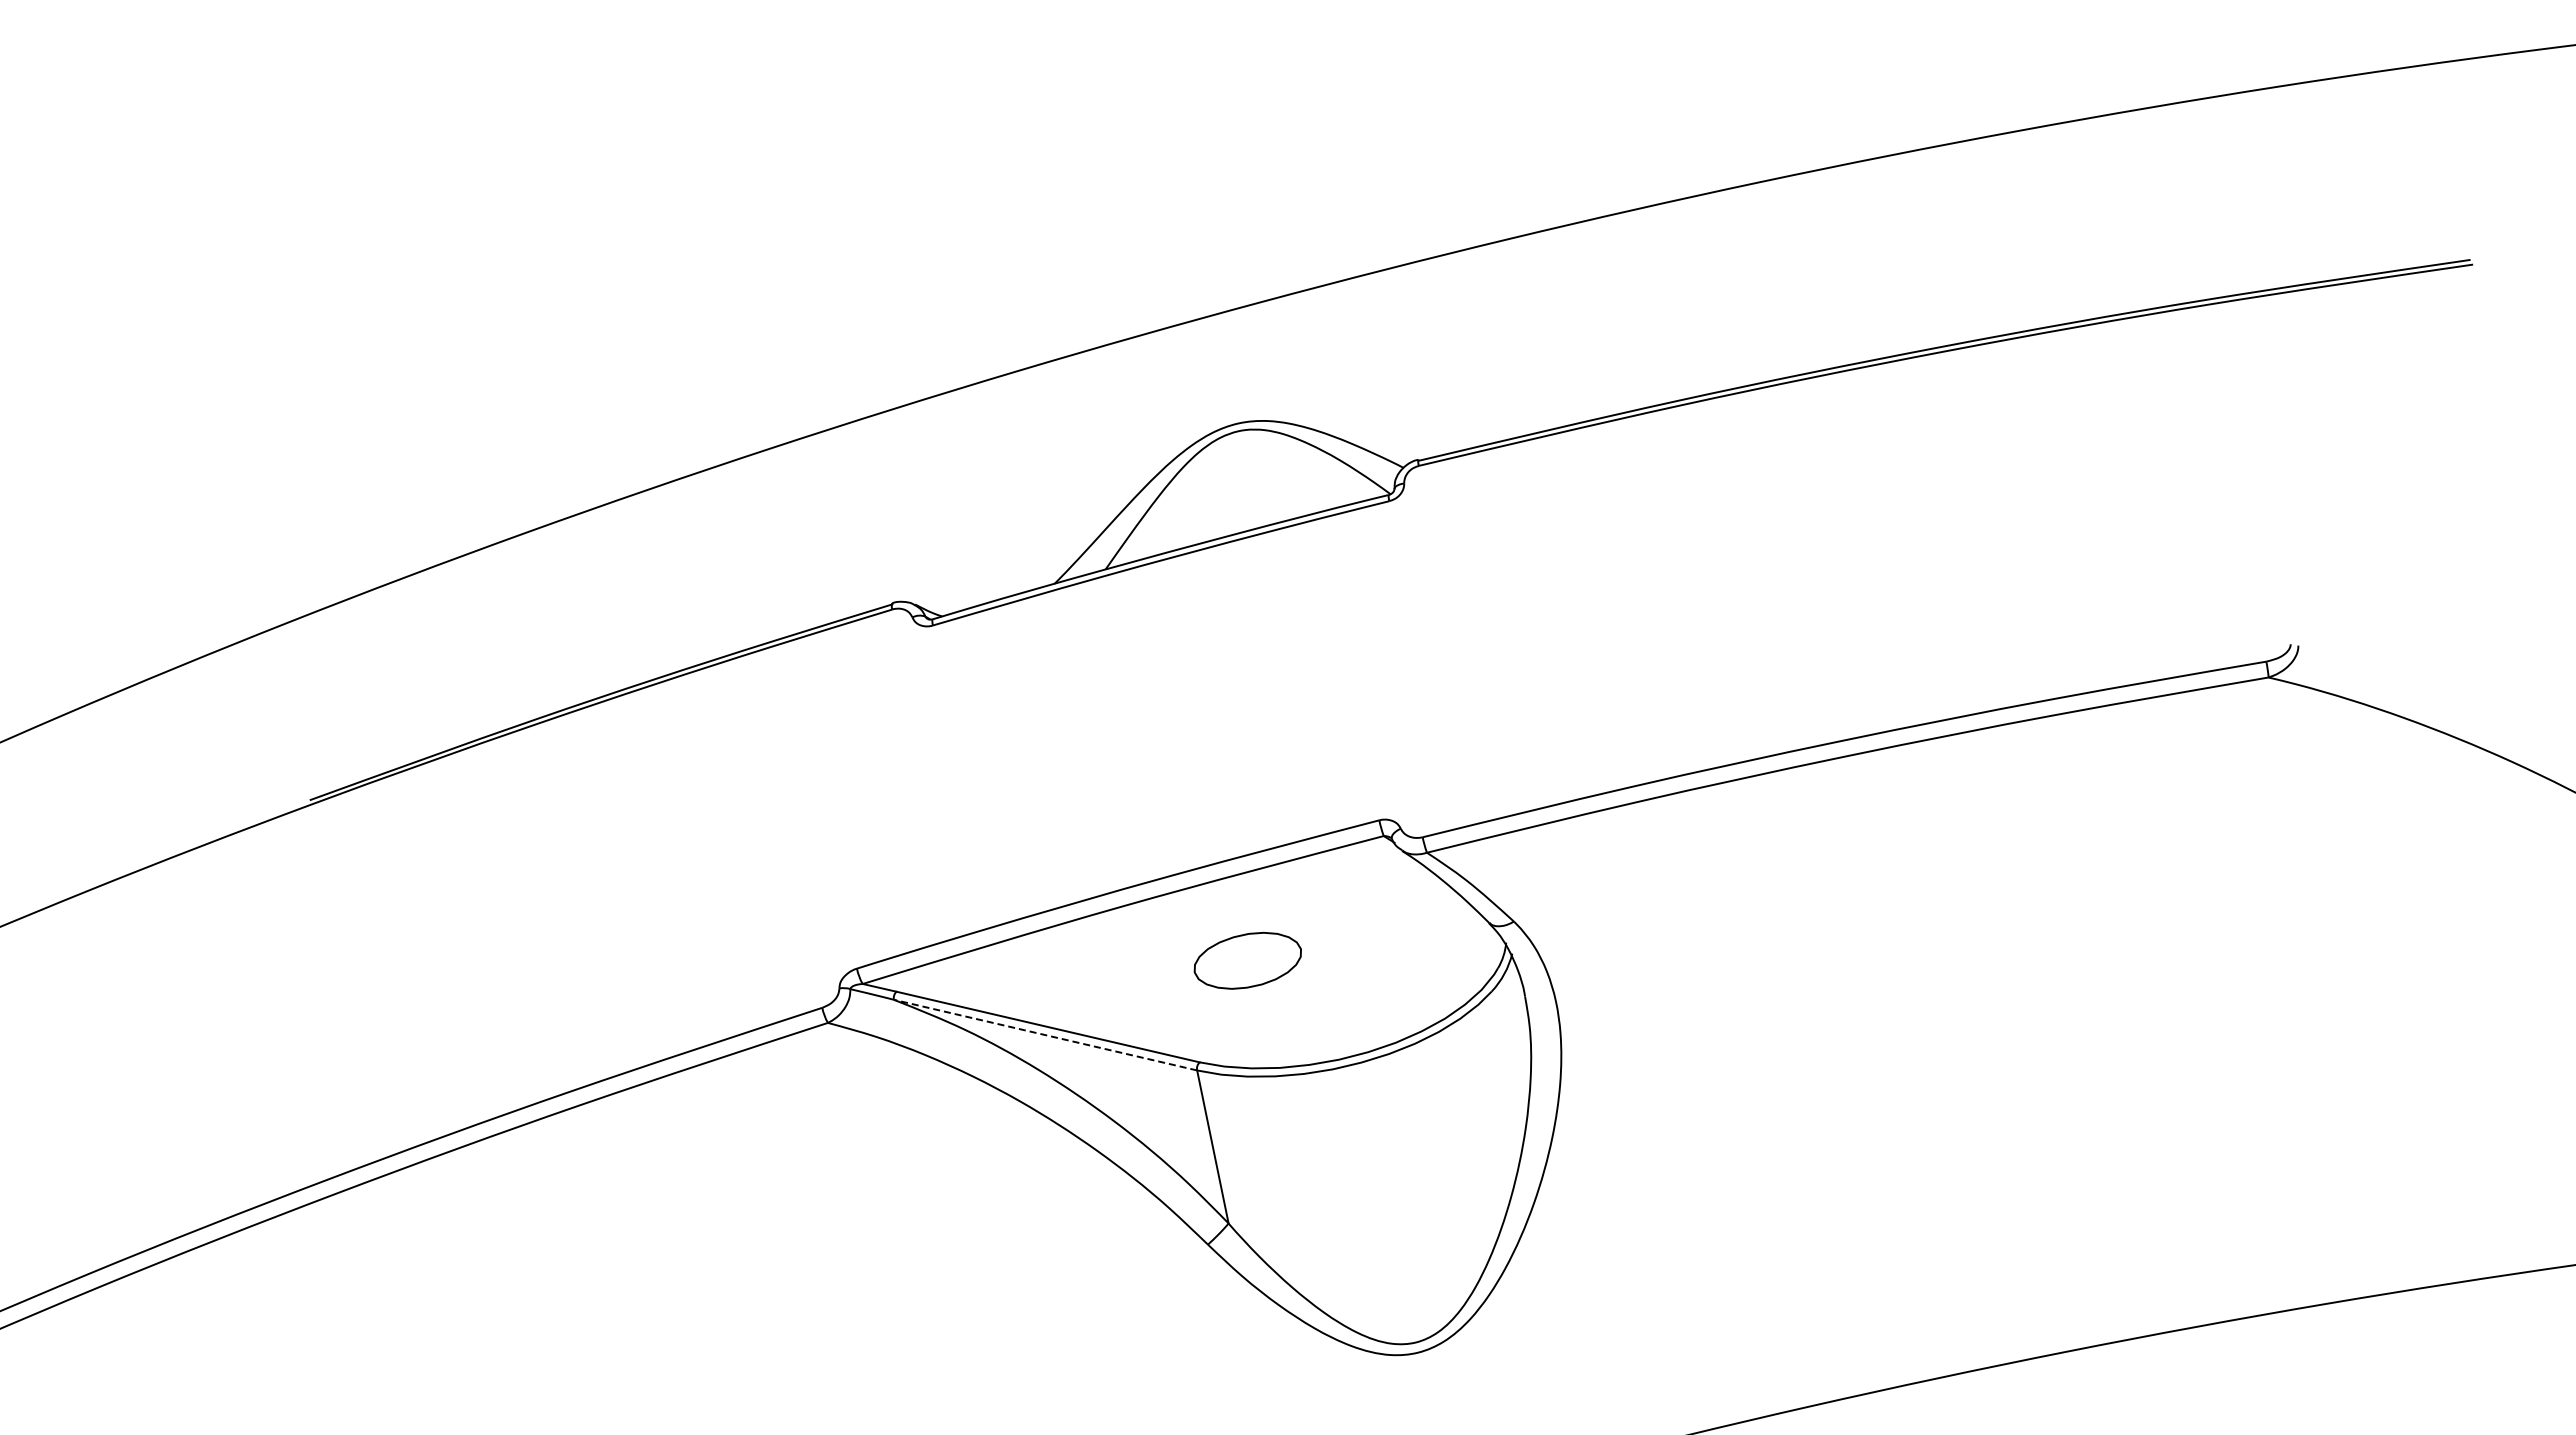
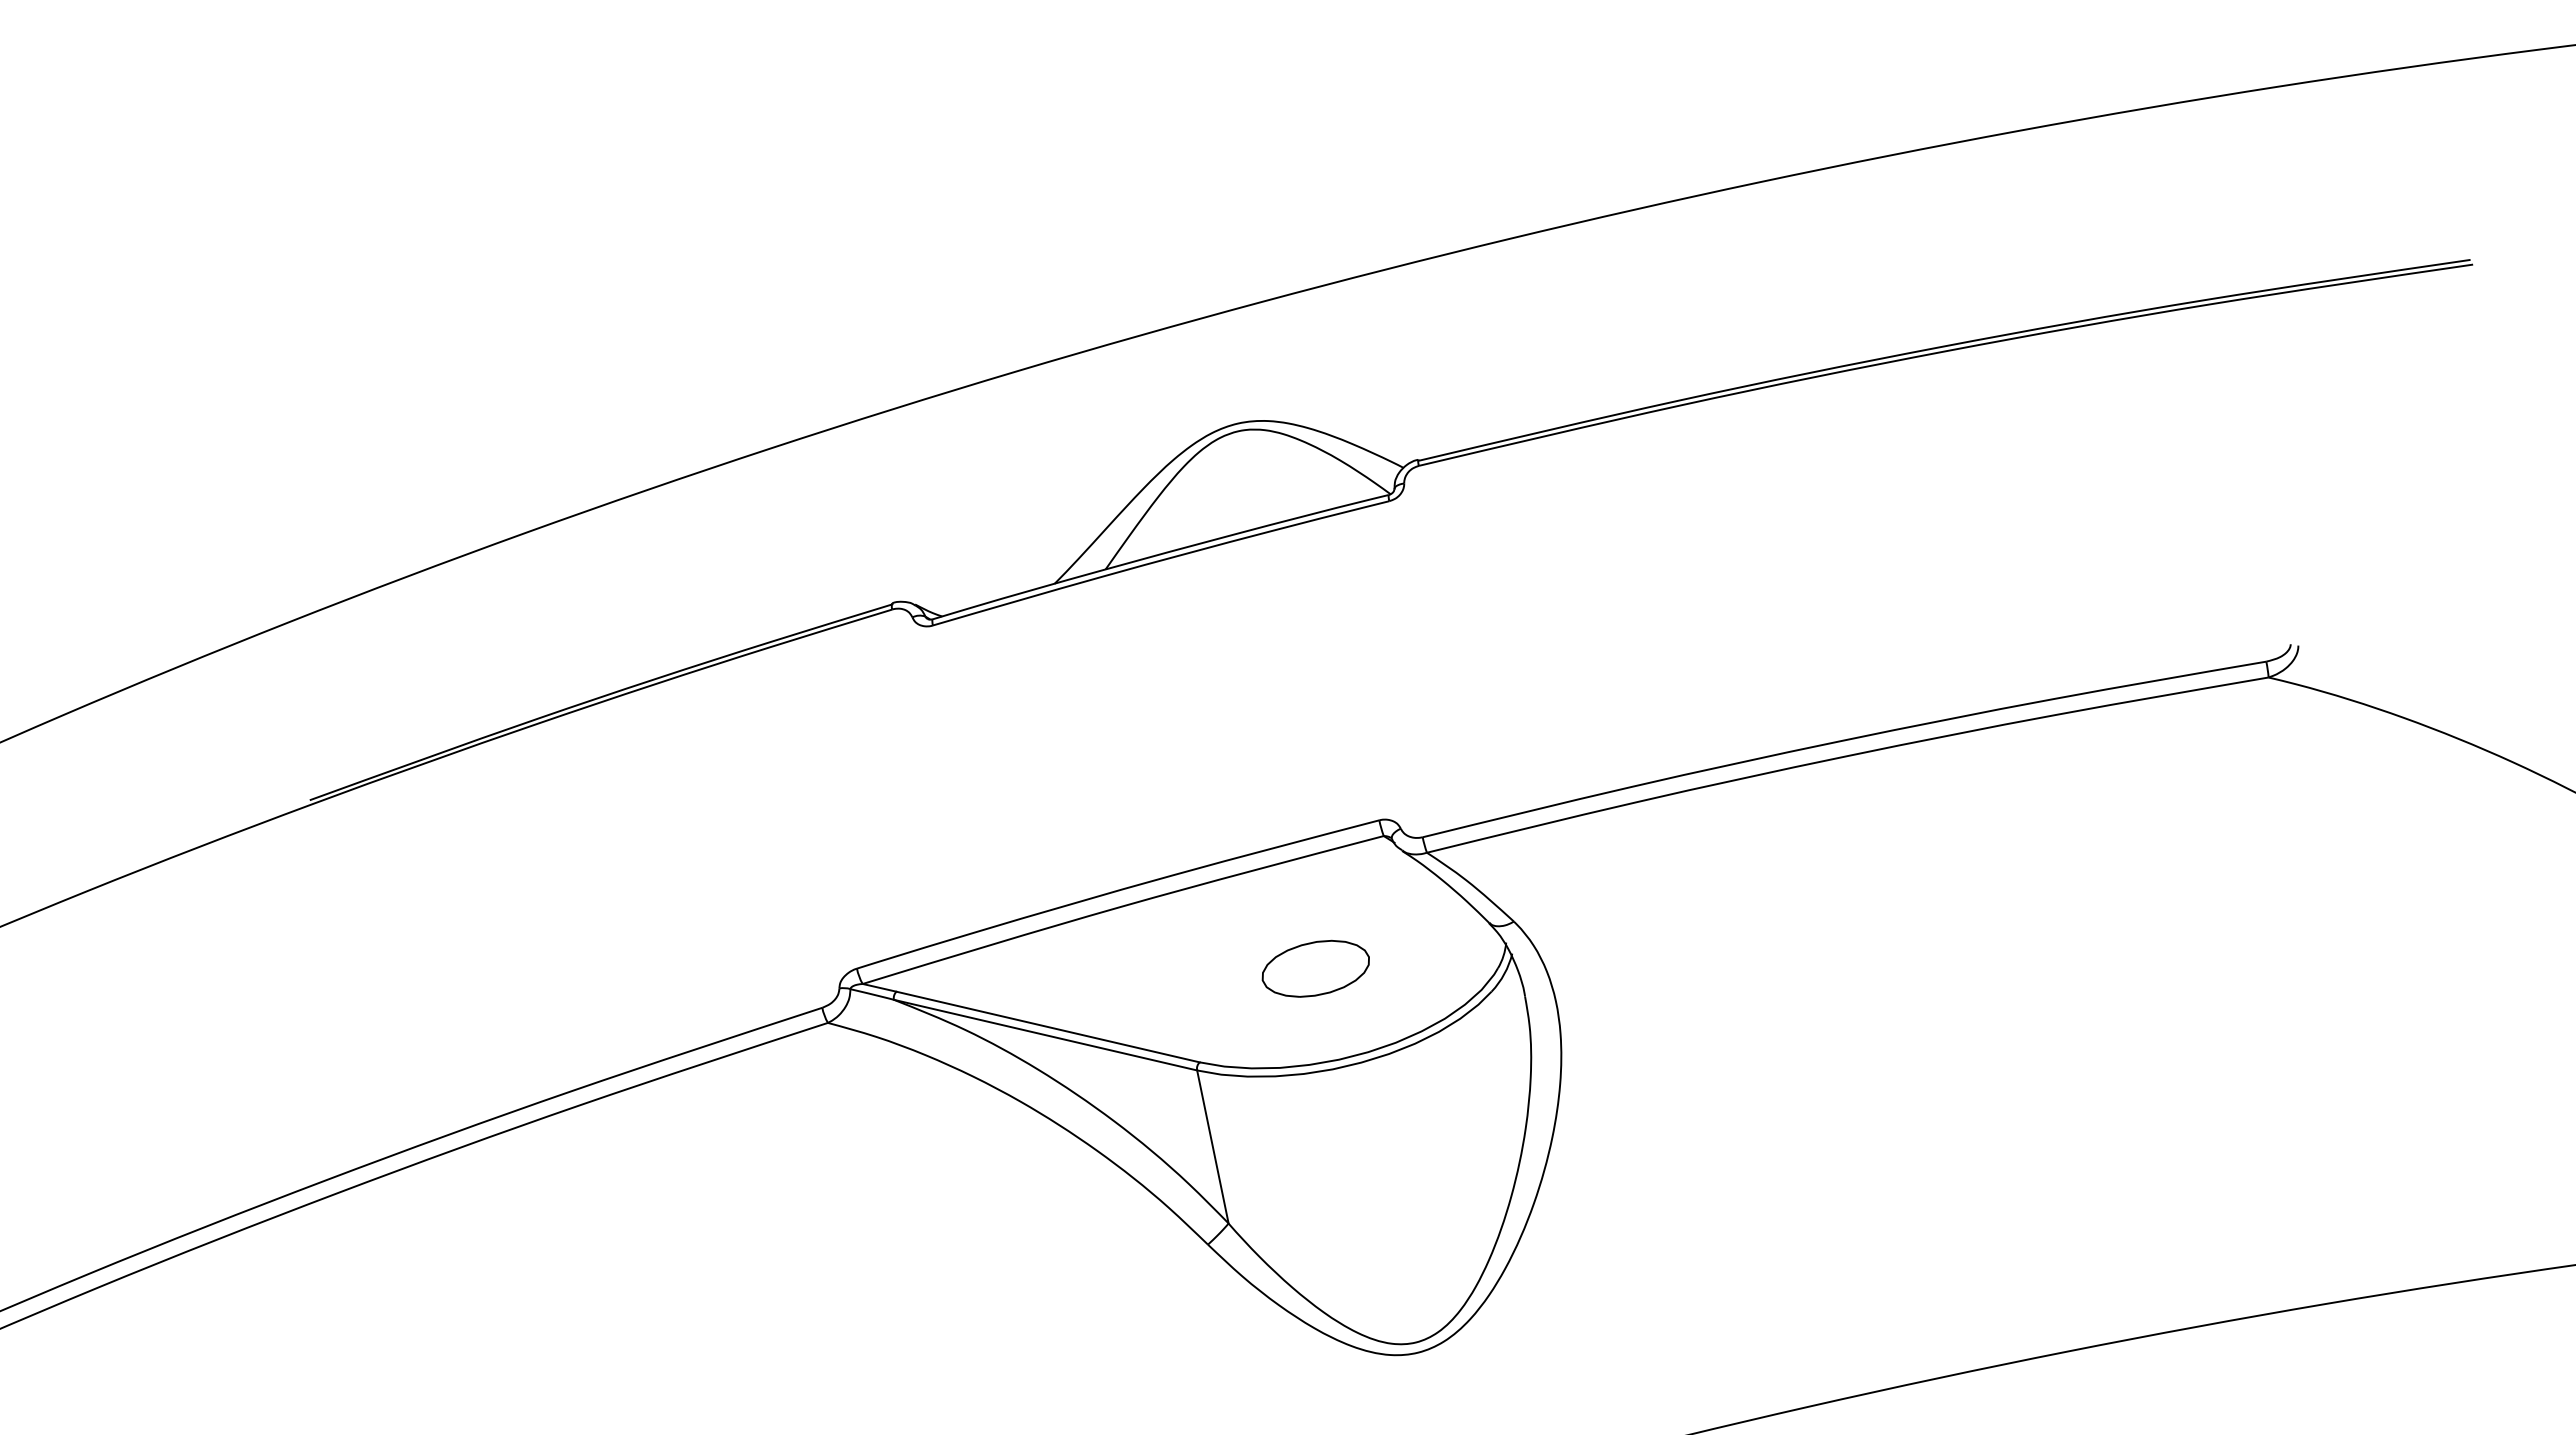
part position: (1247, 960) -> (1315, 968) (1315, 968)
line: dashed -> solid (1045, 1035)
